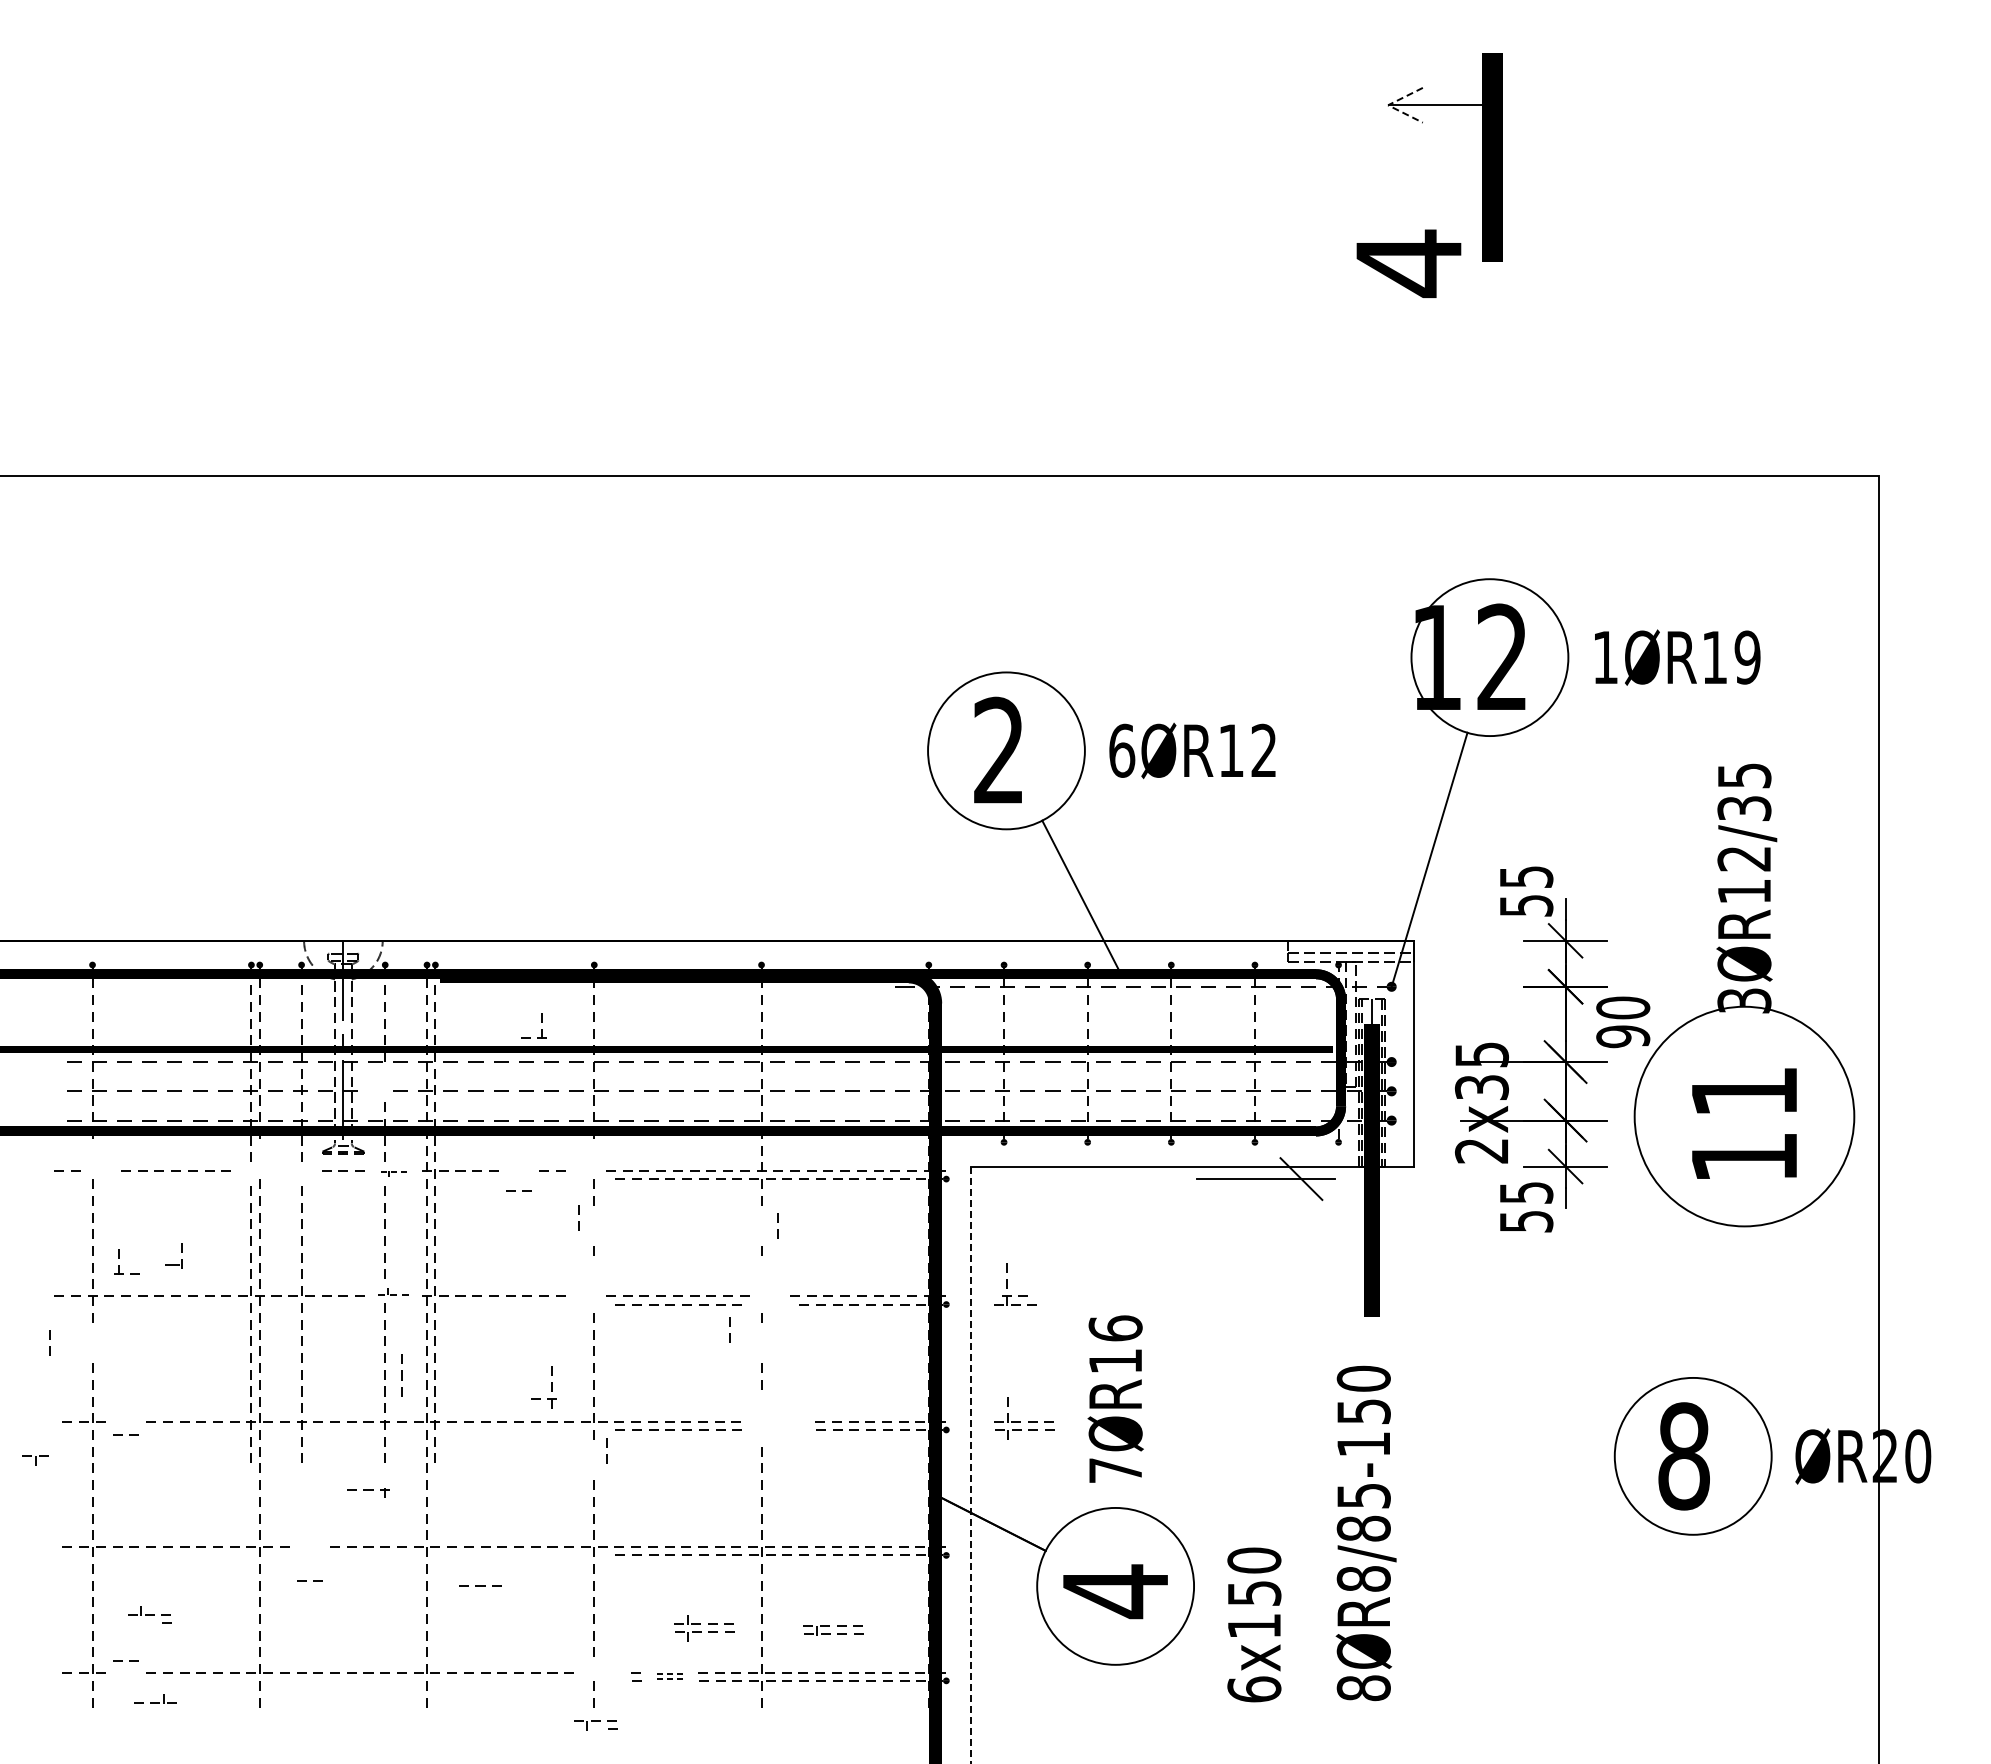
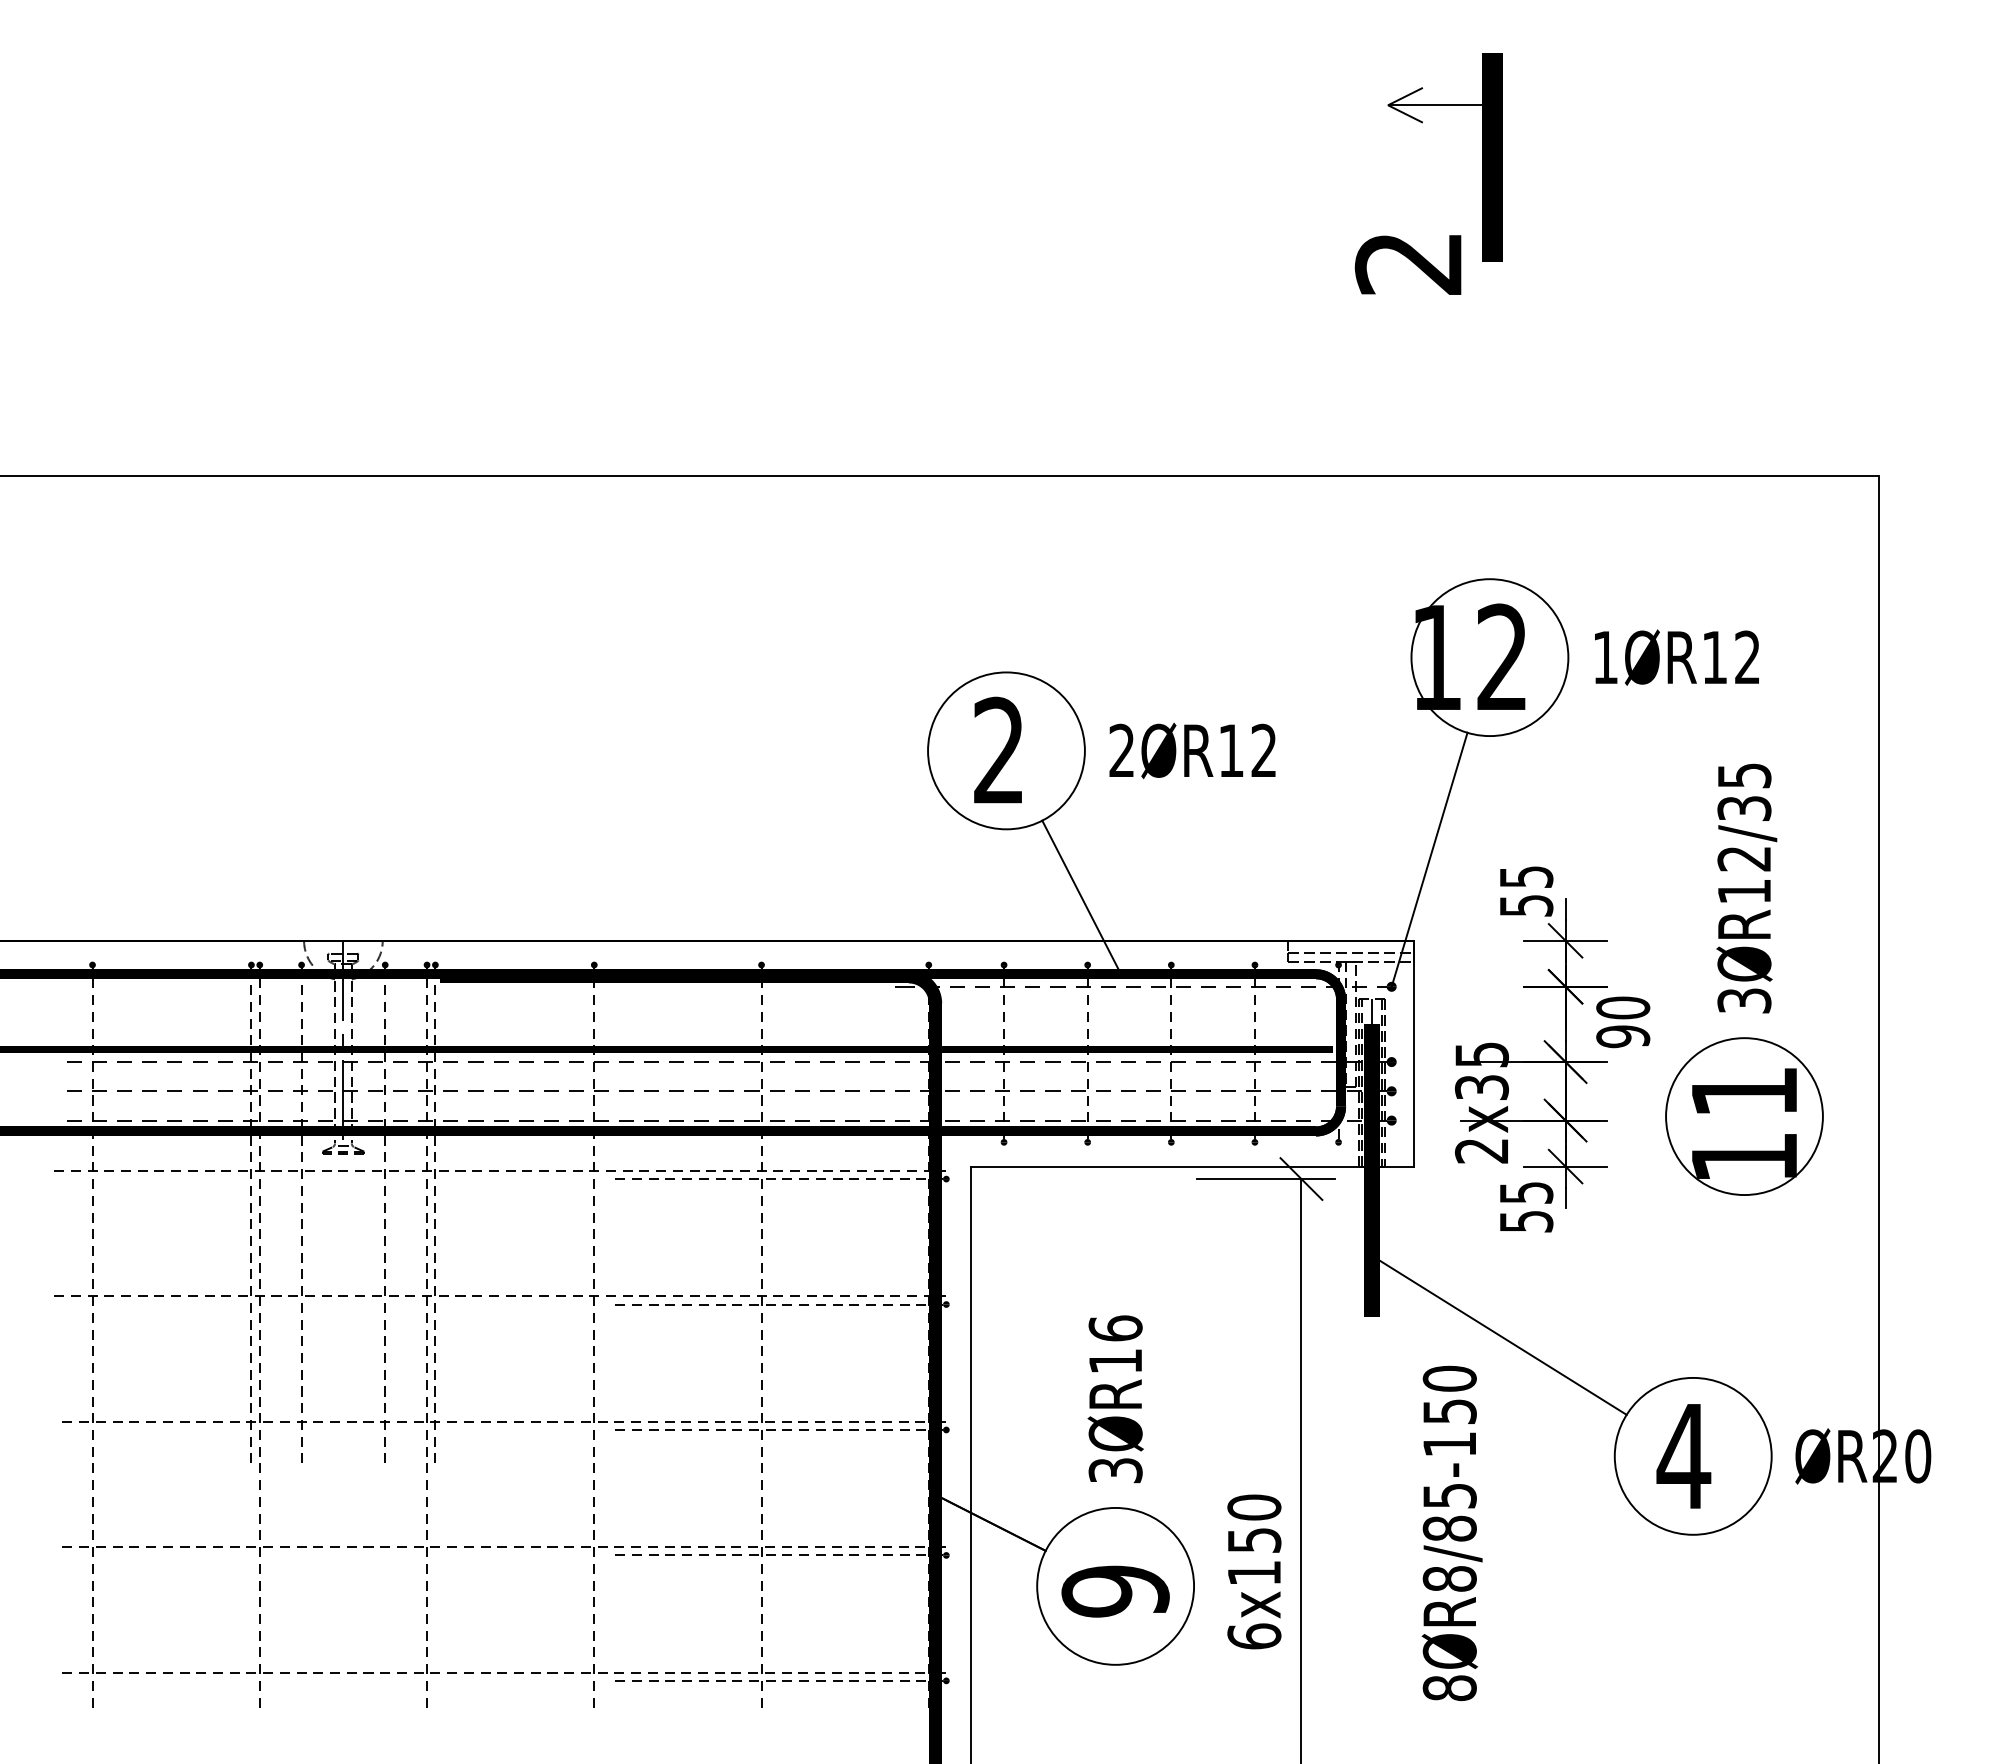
line: dashed -> solid (1388, 105)
text: 4 -> 2 (1407, 263)
text: 1ØR19 -> 1ØR12 (1747, 657)
text: 6ØR12 -> 2ØR12 (1122, 750)
part position: (541, 1022) -> (593, 1155) (593, 1155)
circle diameter: 220 px -> 157 px (1744, 1116)
part: none -> present (276, 1170)
part size: 26x6 px -> 43x10 px (393, 1173)
line position: (515, 1190) -> (515, 1170) (515, 1170)
line position: (578, 1214) -> (593, 1222) (593, 1222)
line position: (777, 1222) -> (761, 1222) (761, 1222)
part position: (181, 1252) -> (384, 1078) (384, 1078)
part position: (119, 1258) -> (93, 1155) (93, 1155)
part position: (1007, 1284) -> (762, 1284) (762, 1284)
part size: 31x8 px -> 43x11 px (393, 1291)
line position: (729, 1326) -> (761, 1339) (761, 1339)
line: none -> present (1499, 1334)
line position: (49, 1339) -> (92, 1339) (92, 1339)
line: present -> none (401, 1375)
part position: (551, 1387) -> (593, 1284) (593, 1284)
part position: (1024, 1418) -> (778, 1418) (778, 1418)
line position: (122, 1434) -> (122, 1421) (122, 1421)
line position: (606, 1447) -> (593, 1456) (593, 1456)
text: 8 -> 4 (1683, 1456)
part: present -> none (35, 1460)
line: dashed -> solid (970, 1465)
line: none -> present (1301, 1469)
text: 7ØR16 -> 3ØR16 (1115, 1470)
part: present -> none (368, 1492)
text position: (1365, 1533) -> (1451, 1533) (1451, 1533)
line position: (306, 1580) -> (306, 1546) (306, 1546)
line: present -> none (480, 1585)
text: 4 -> 9 (1115, 1591)
part position: (149, 1614) -> (602, 1672) (602, 1672)
text position: (1254, 1624) -> (1254, 1571) (1254, 1571)
part: present -> none (704, 1628)
part: present -> none (833, 1630)
line position: (122, 1660) -> (122, 1672) (122, 1672)
part size: 26x7 px -> 44x10 px (669, 1676)
part: present -> none (155, 1698)
part: present -> none (595, 1725)
